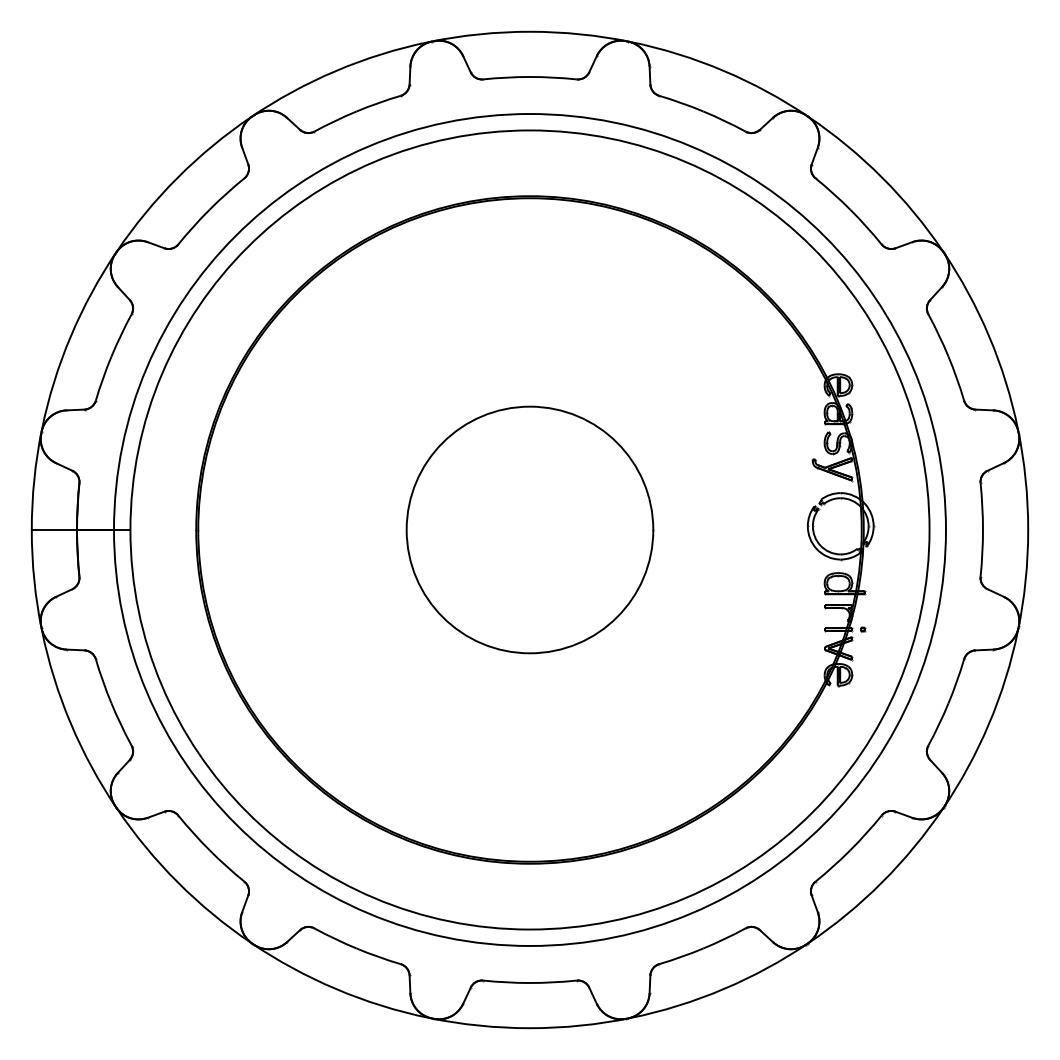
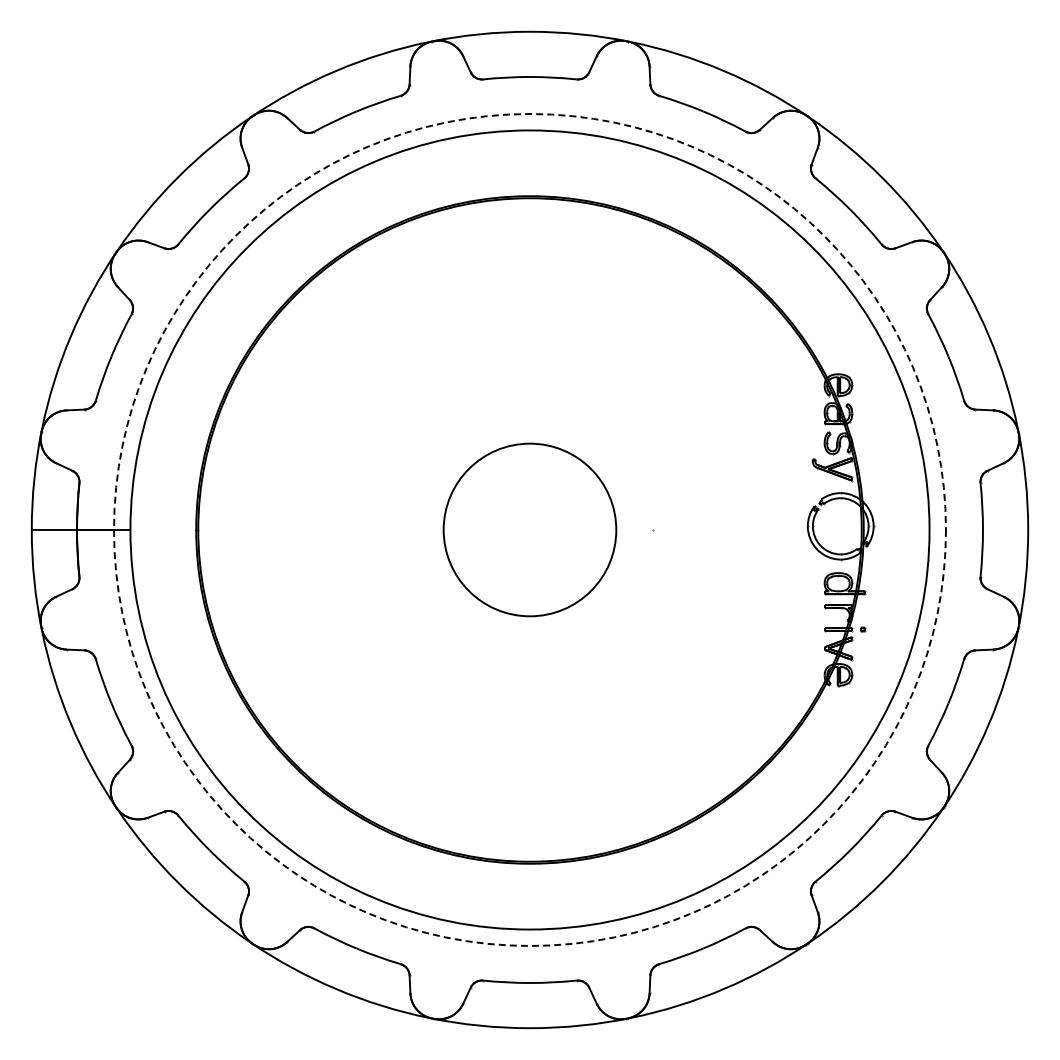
circle diameter: 247 px -> 173 px (529, 529)
circle: solid -> dashed (529, 529)
